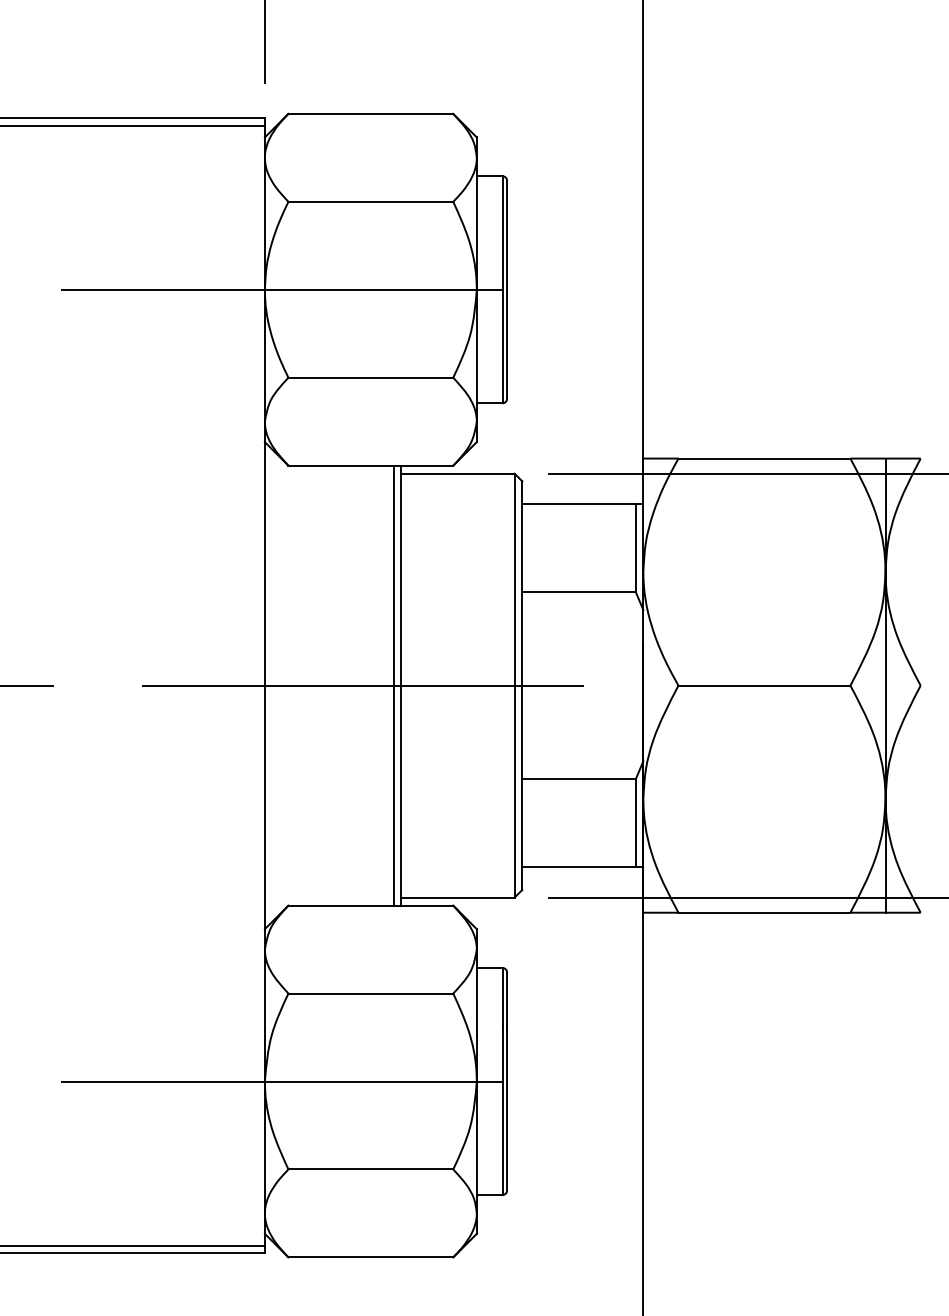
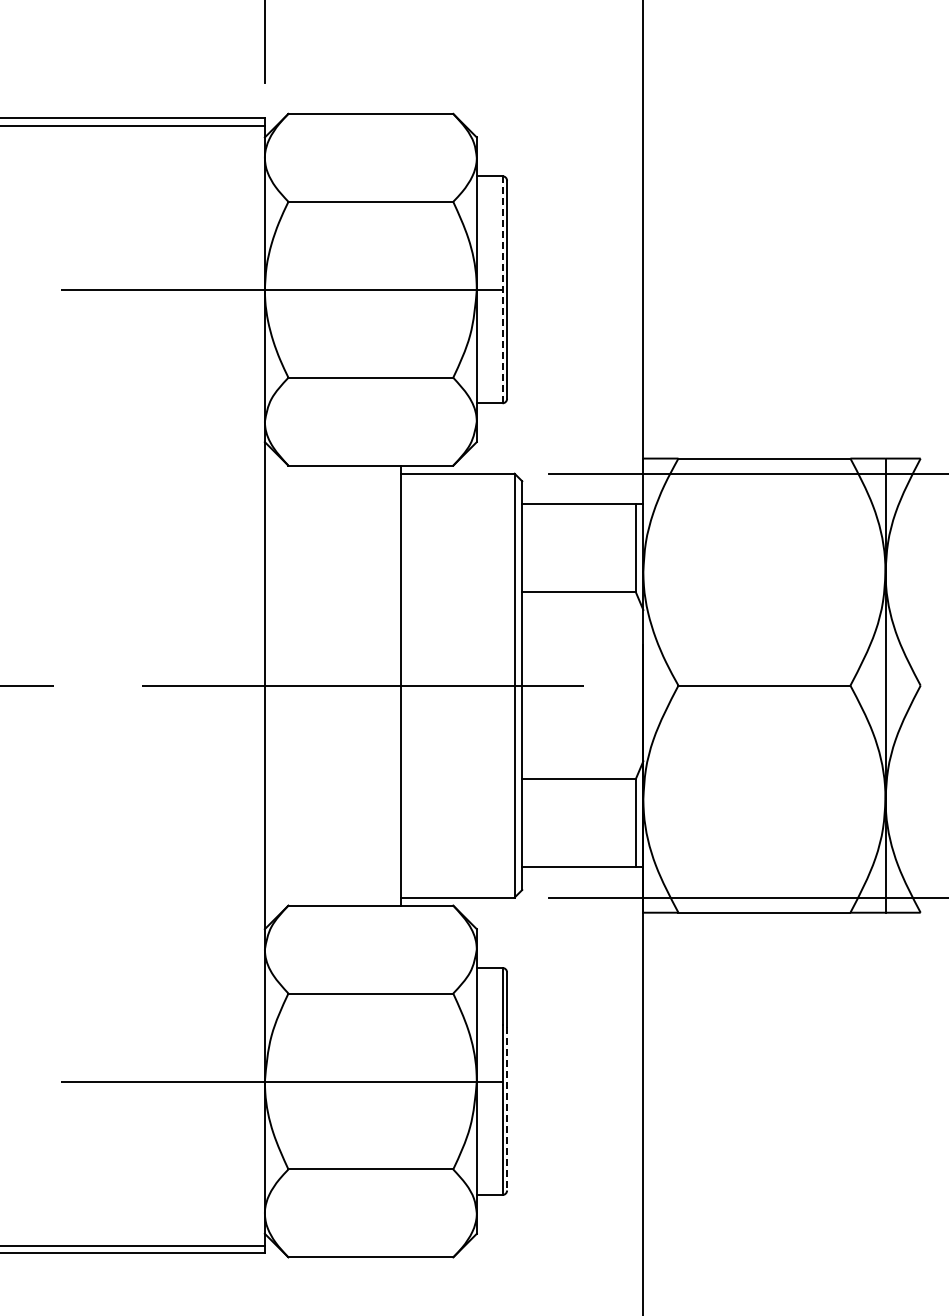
line: solid -> dashed (502, 289)
line: present -> none (393, 685)
line: solid -> dashed (507, 1108)
